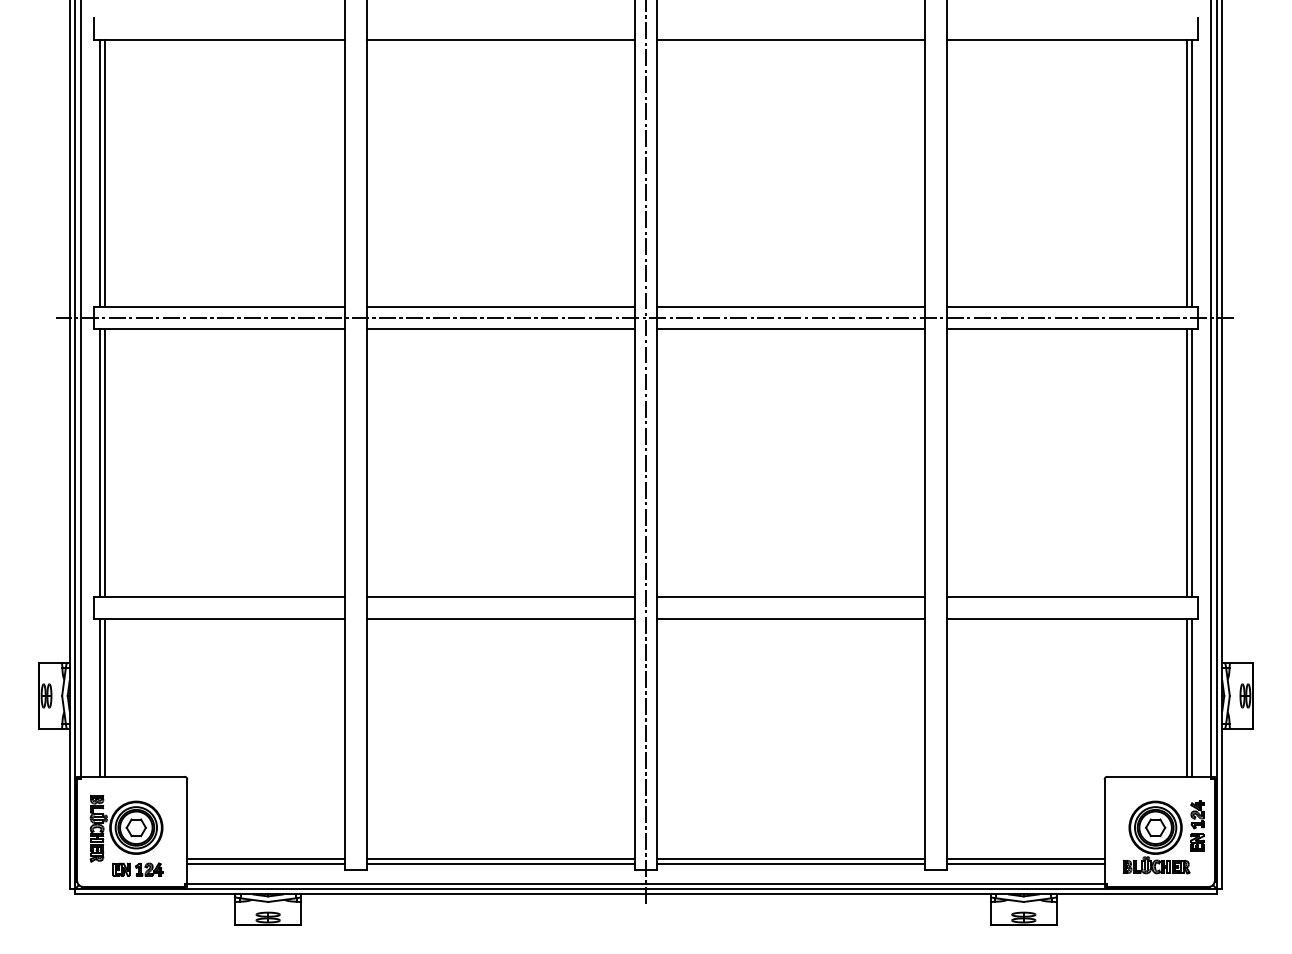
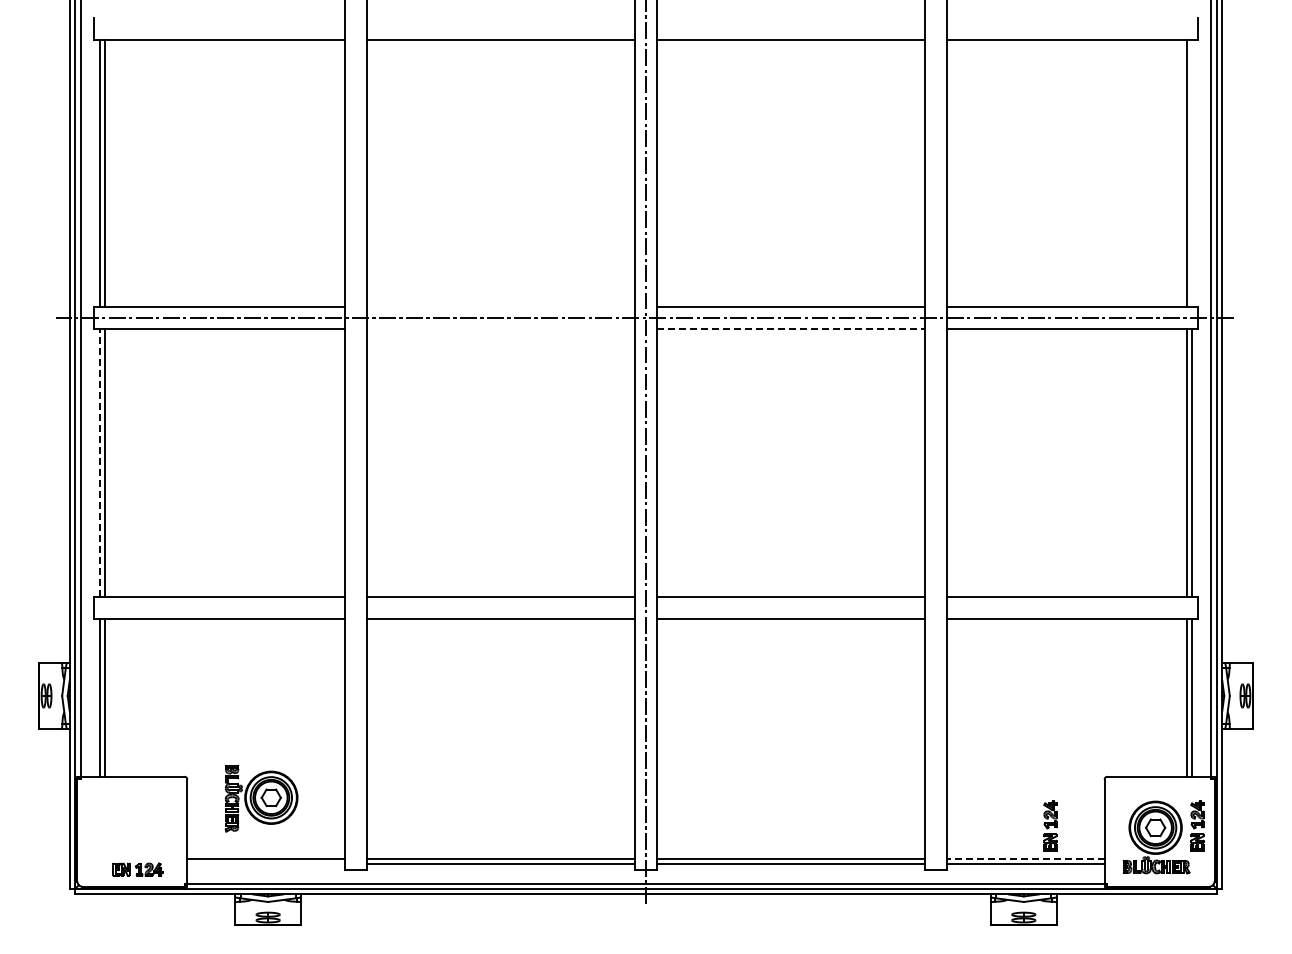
line: present -> none (1192, 173)
line: present -> none (500, 307)
line: present -> none (500, 329)
line: solid -> dashed (790, 329)
line: solid -> dashed (99, 462)
part: none -> present (1050, 825)
part position: (126, 828) -> (261, 798) (261, 798)
line: solid -> dashed (1025, 858)
line: present -> none (266, 864)
